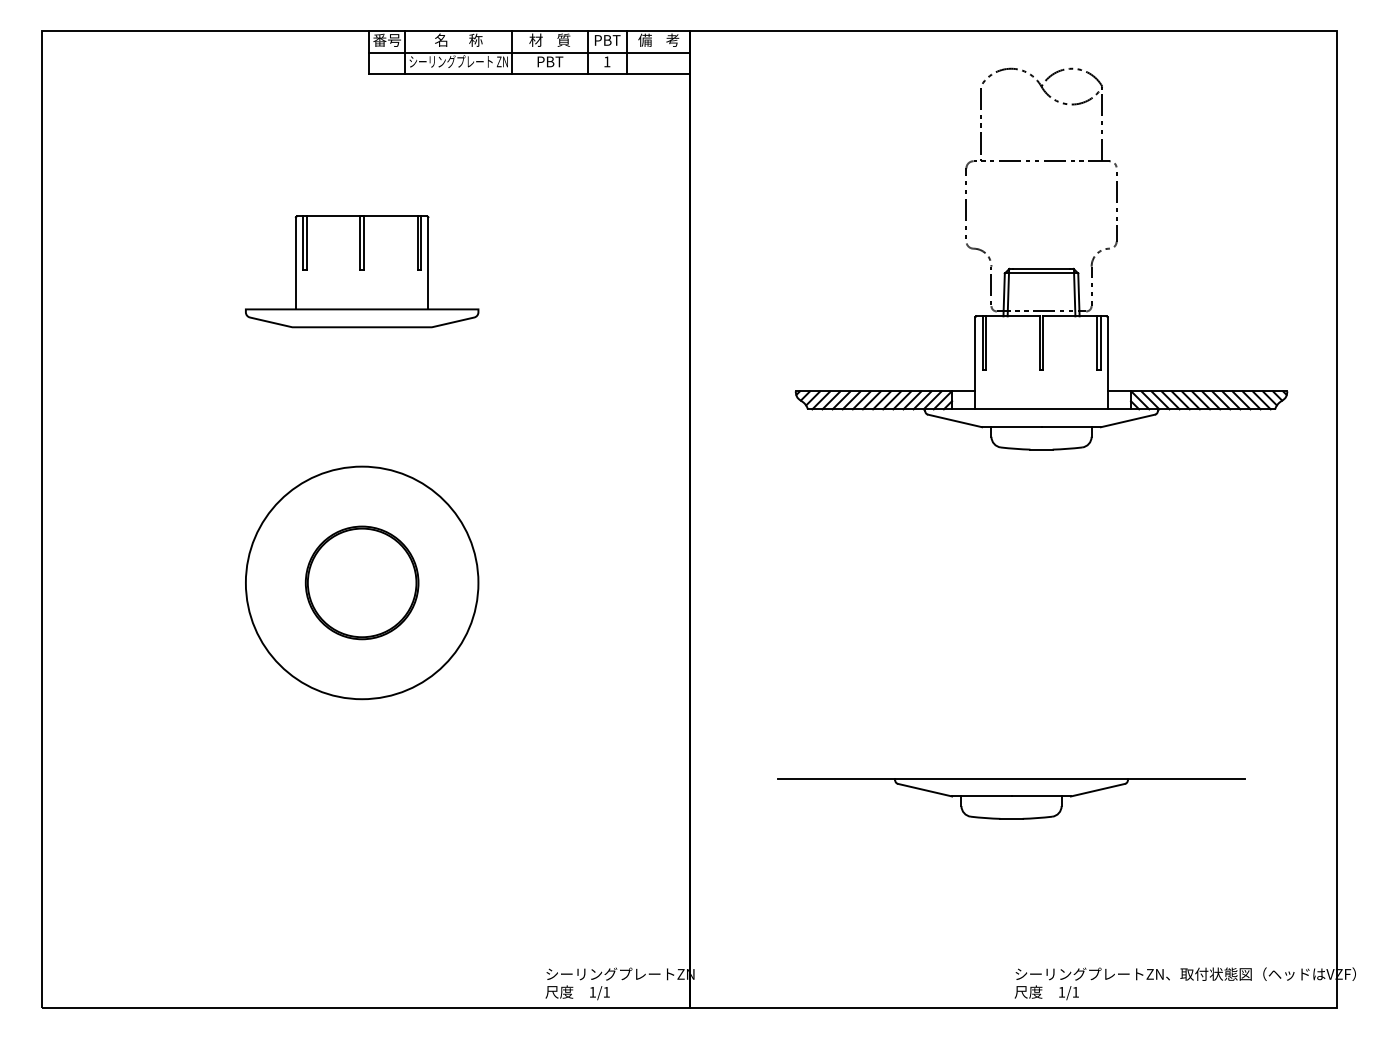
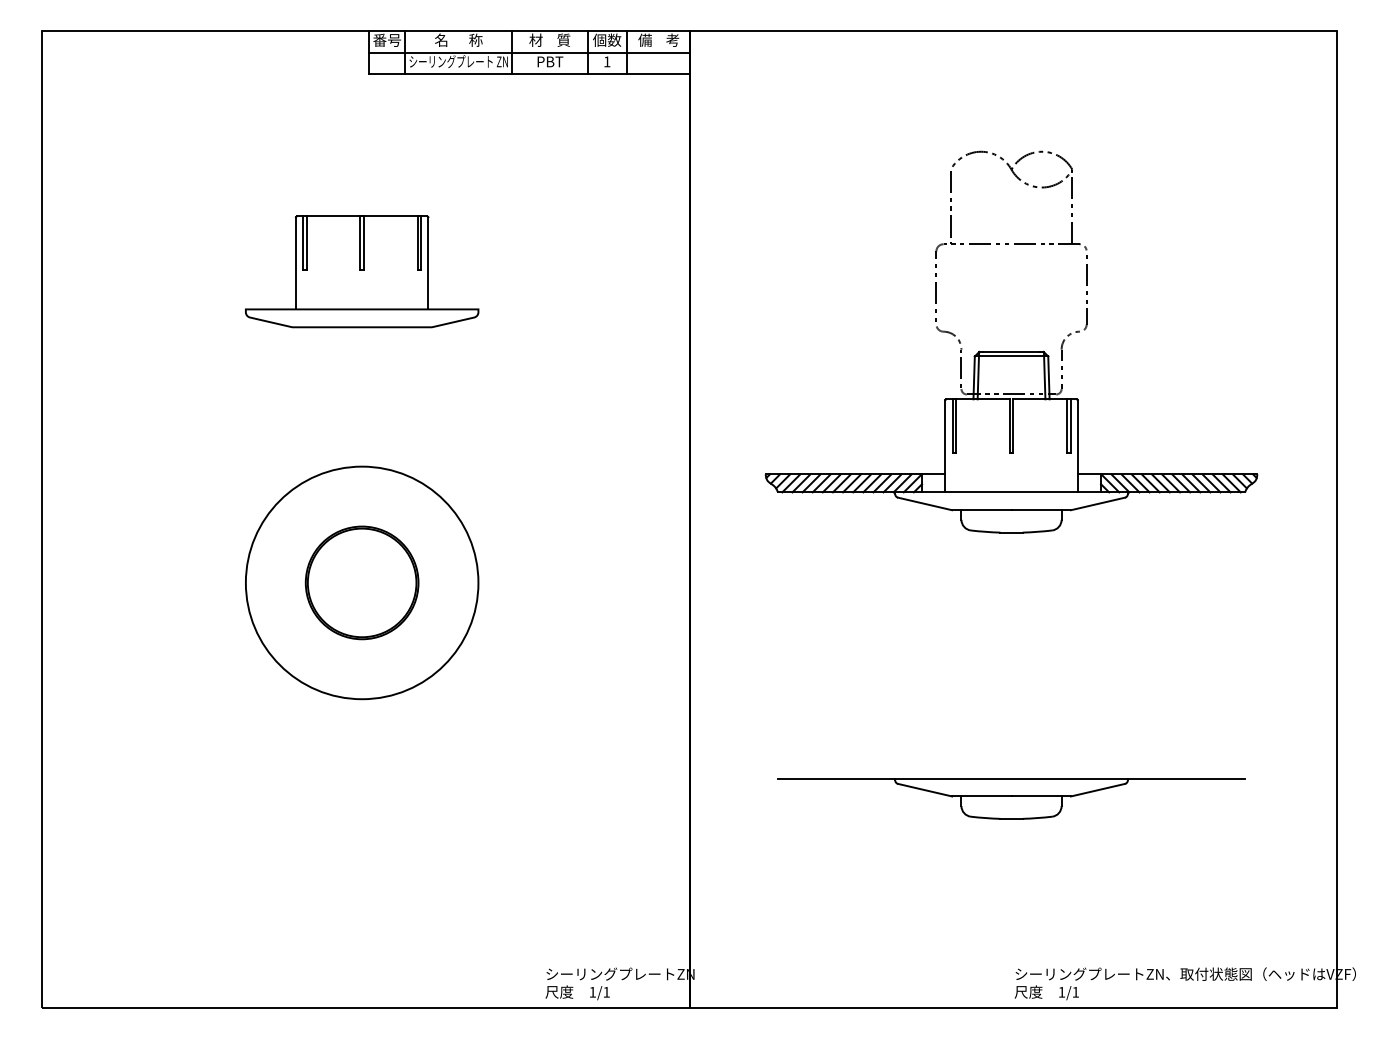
text: PBT -> 個数 (607, 39)
part position: (1041, 268) -> (1011, 351) (1011, 351)
